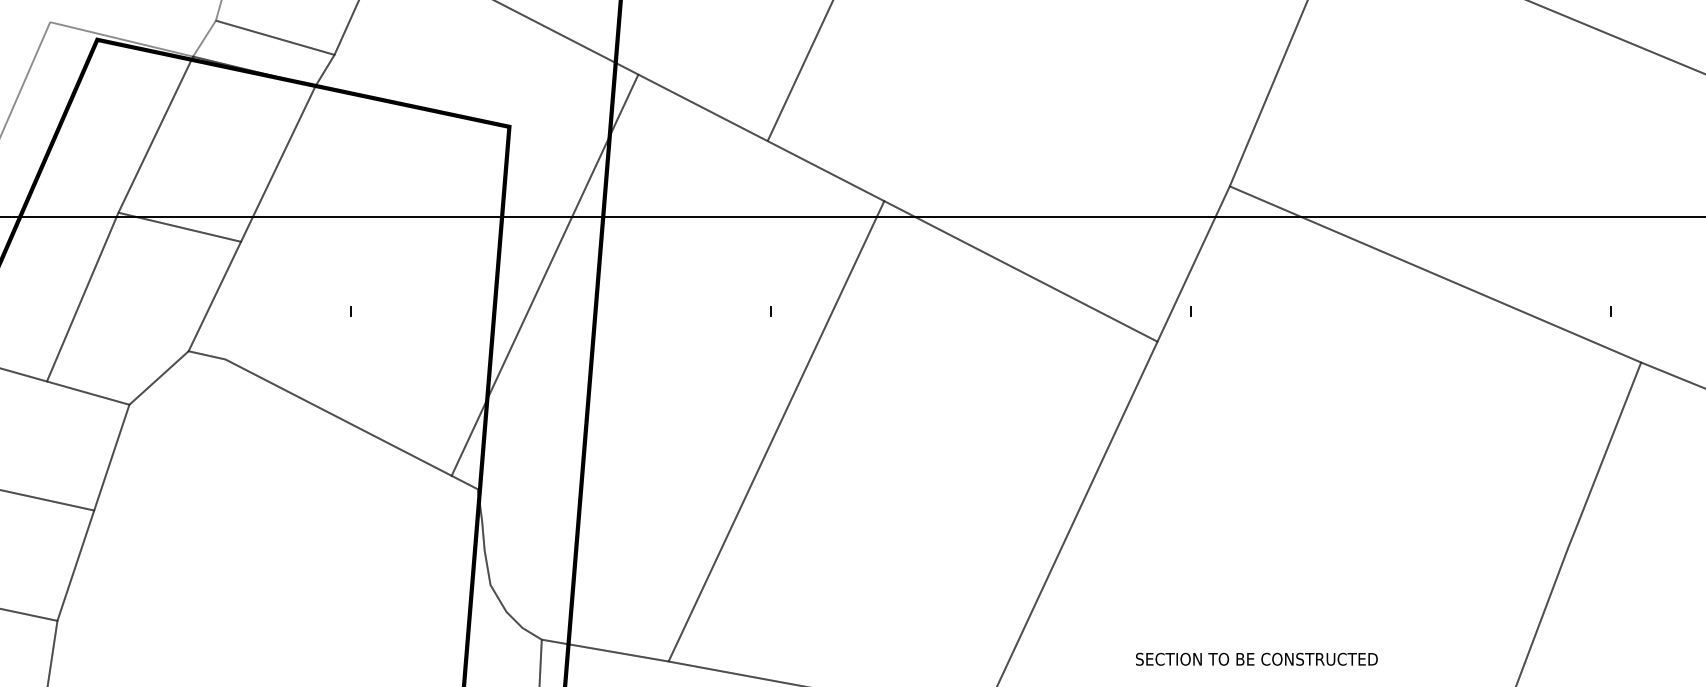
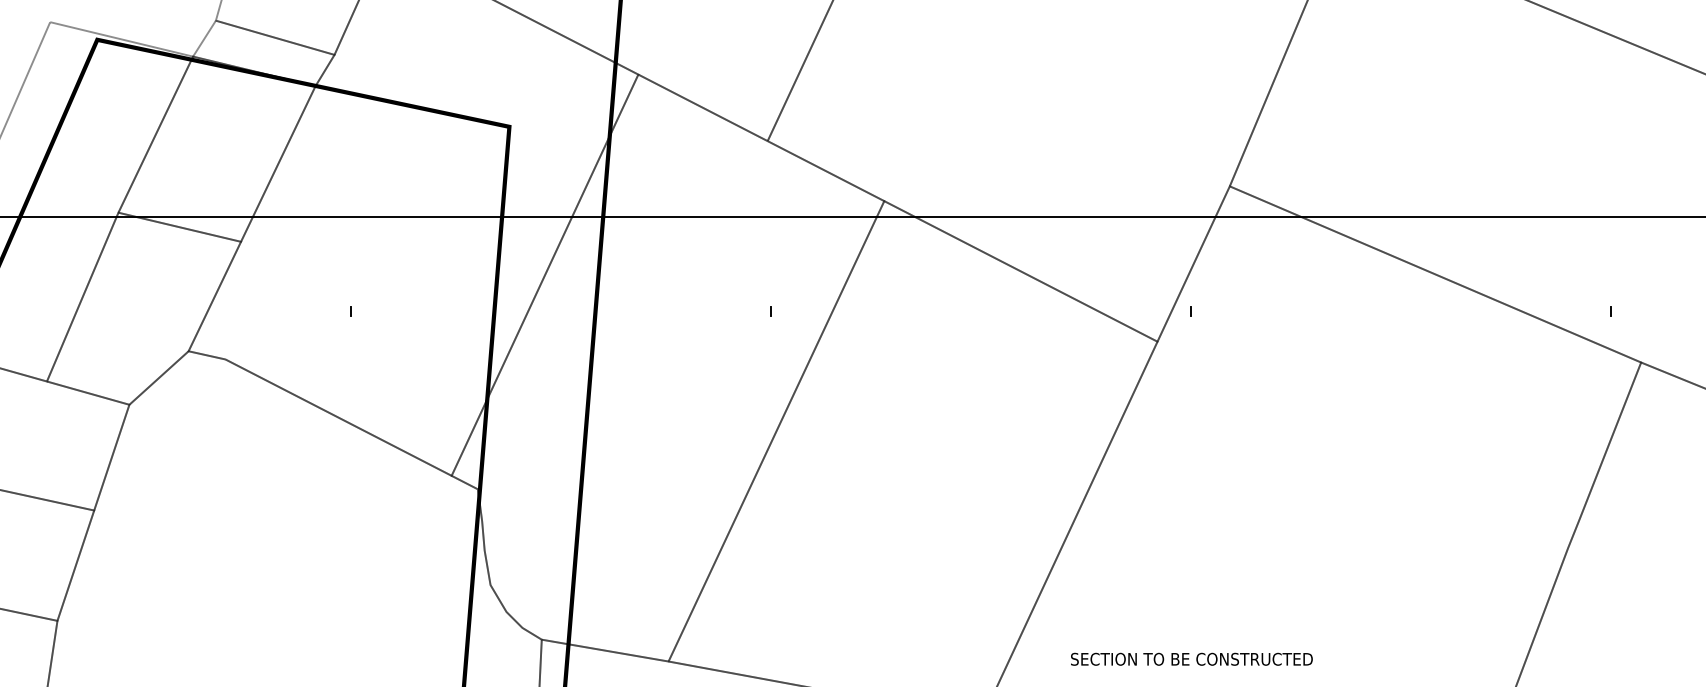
text position: (1256, 658) -> (1191, 658) (1191, 658)
